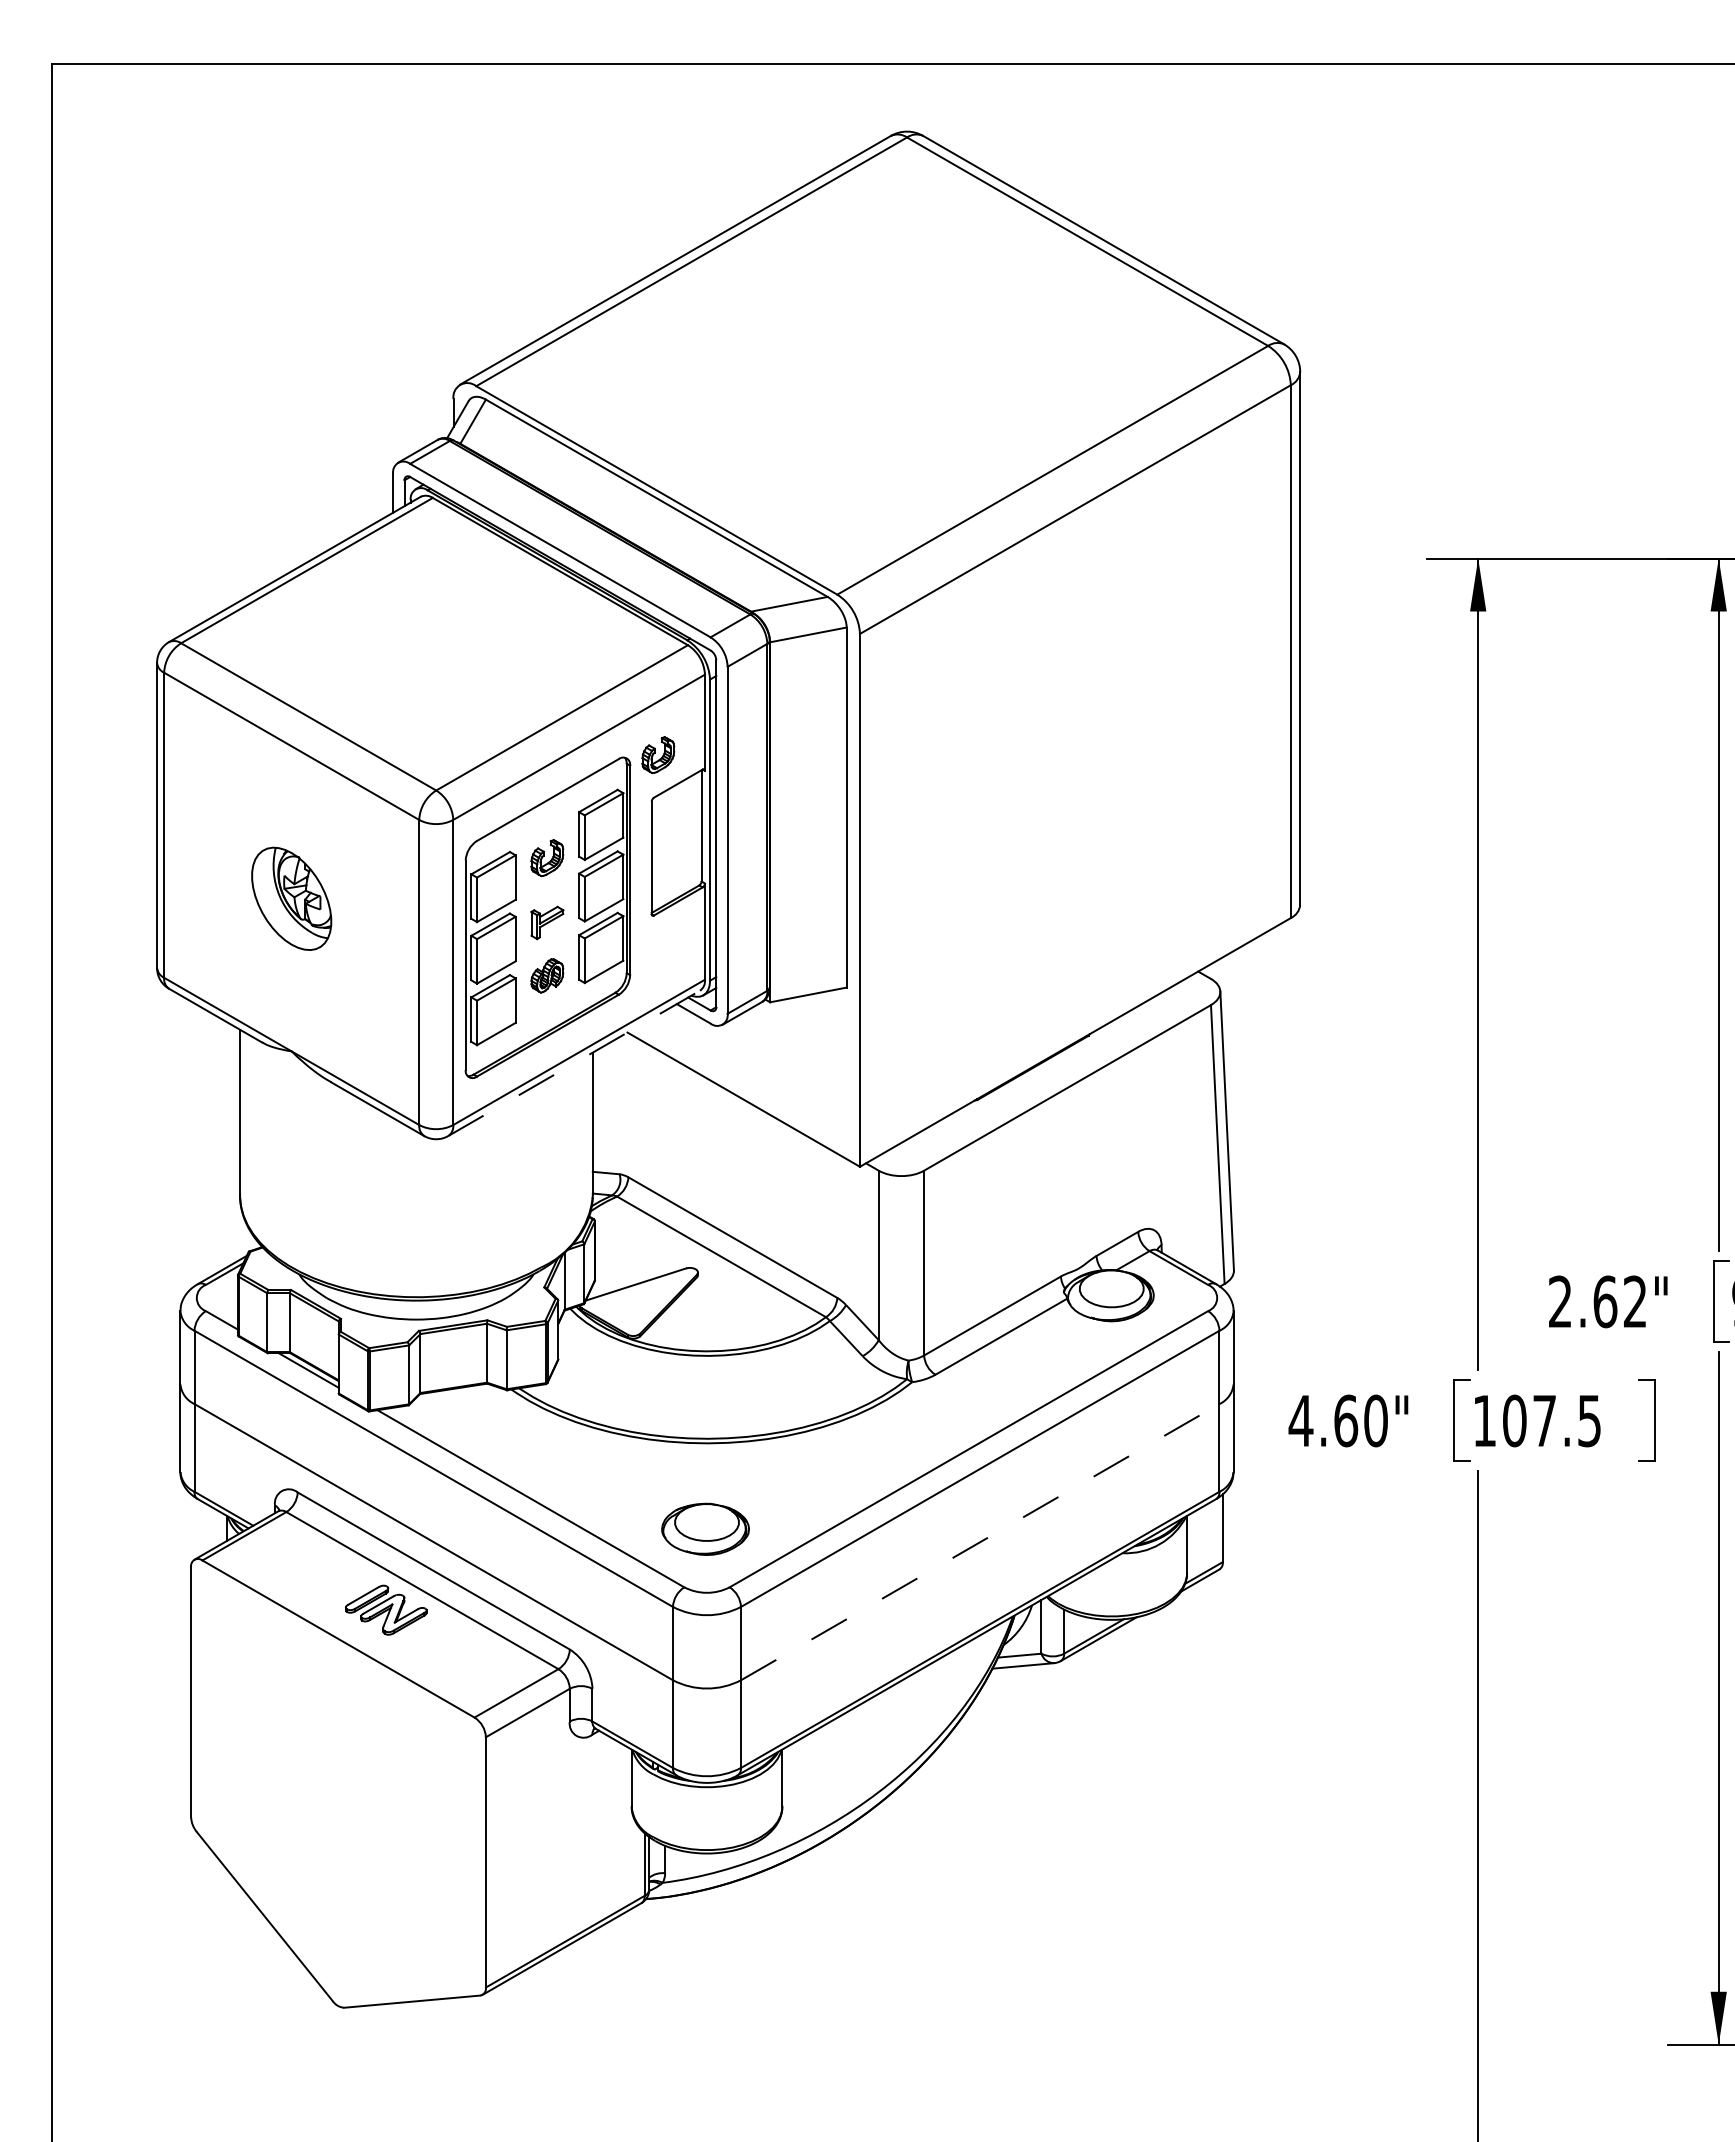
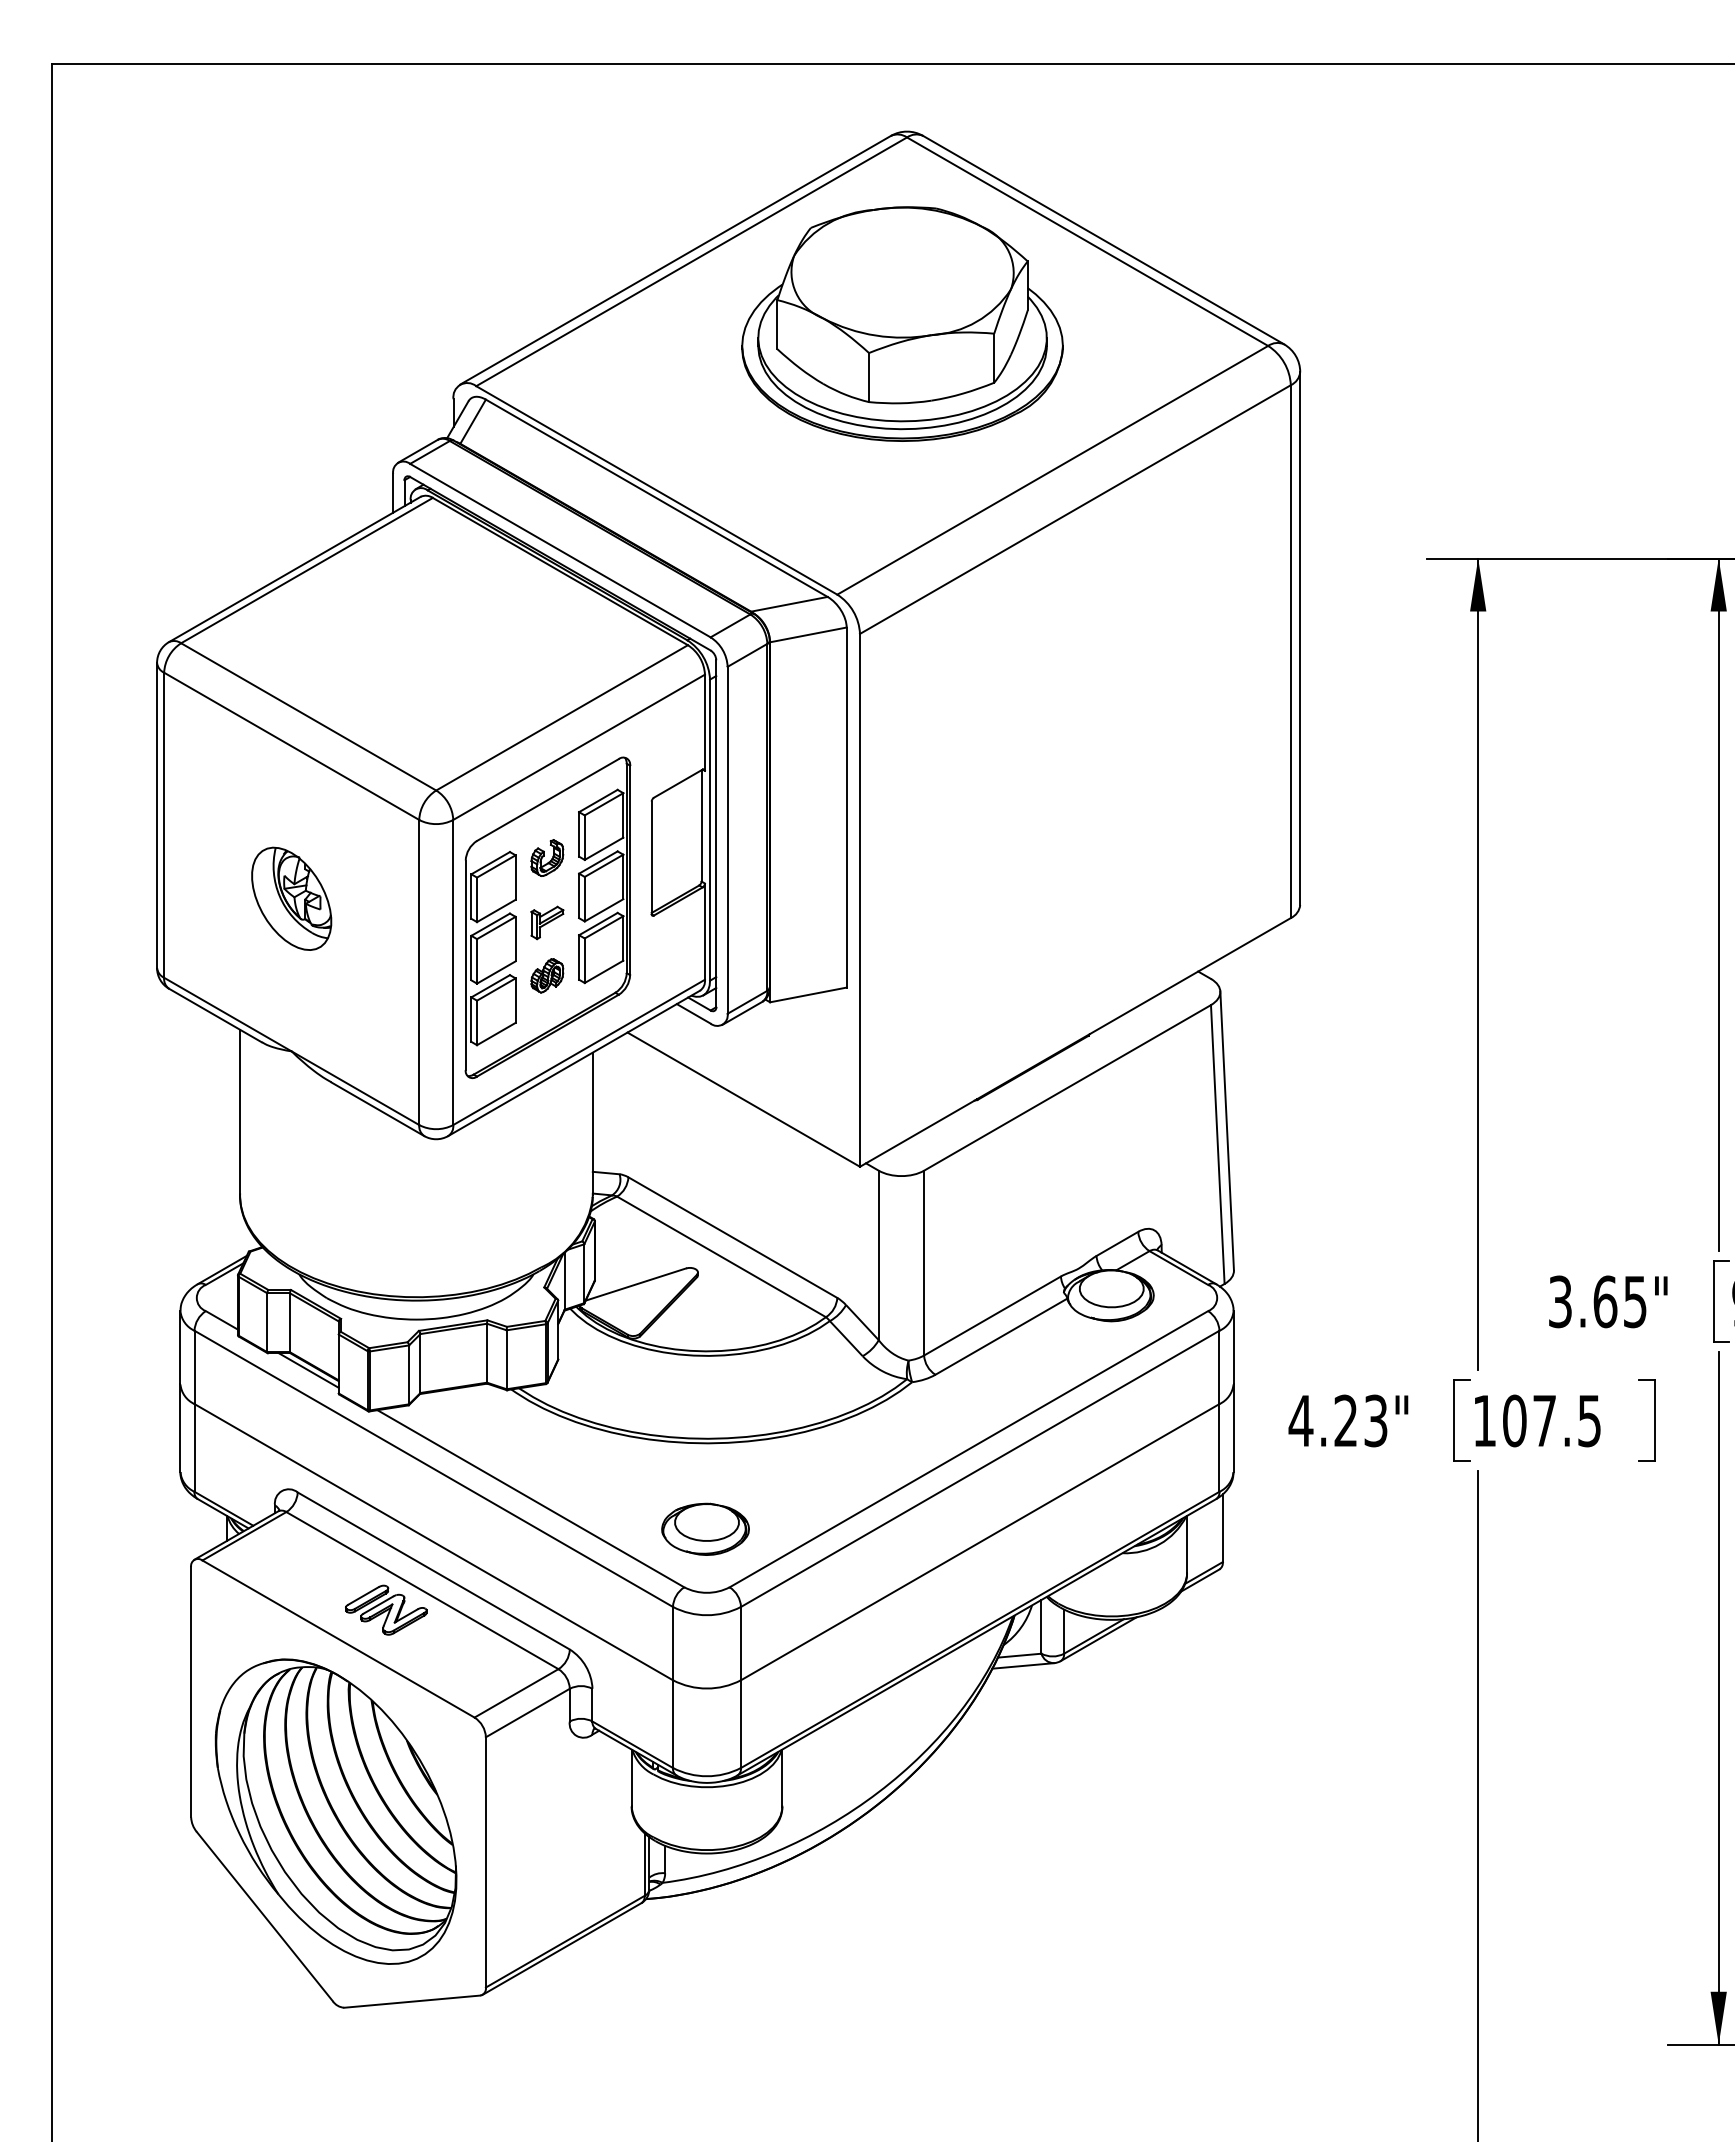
part: none -> present (902, 323)
part: present -> none (658, 754)
line: dashed -> solid (574, 1063)
text: 2.62" -> 3.65" (1597, 1301)
text: 4.60" -> 4.23" (1360, 1420)
line: dashed -> solid (980, 1541)
part: none -> present (335, 1811)
